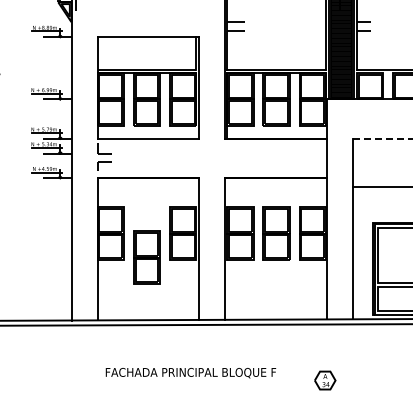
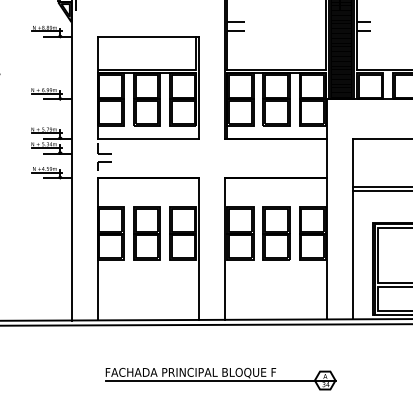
line: dashed -> solid (382, 138)
line: none -> present (380, 191)
part position: (146, 257) -> (146, 233) (146, 233)
line: none -> present (220, 380)
